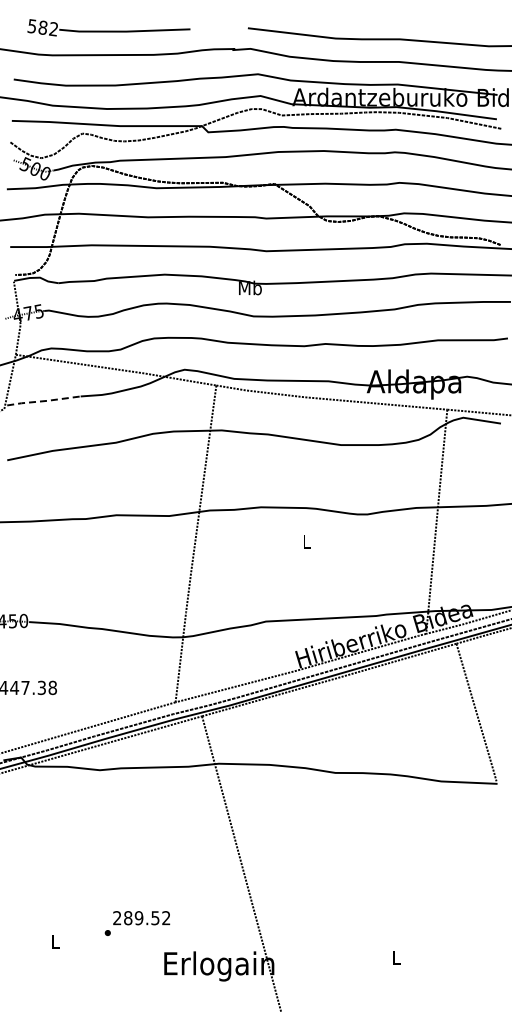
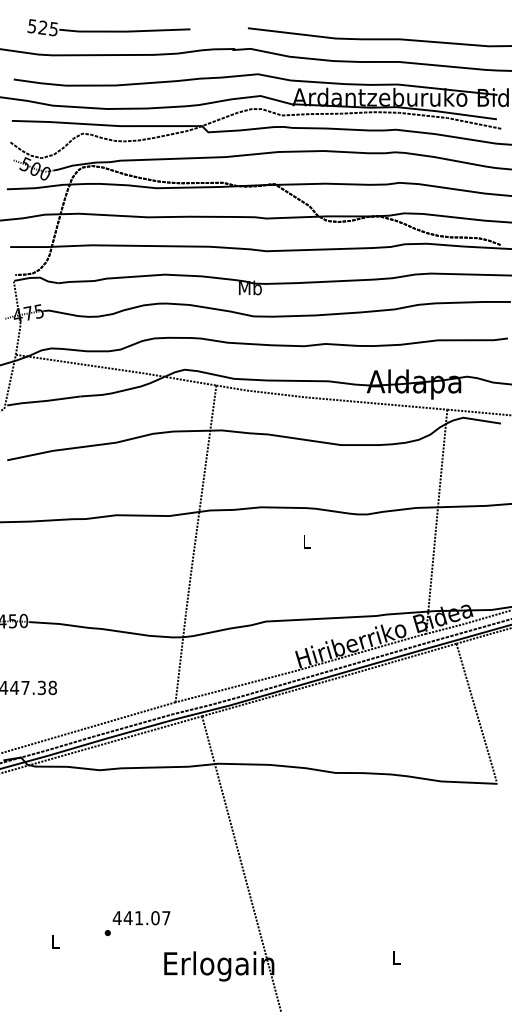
text: 582 -> 525 (47, 28)
line: dashed -> solid (44, 401)
text: 289.52 -> 441.07 (141, 918)
